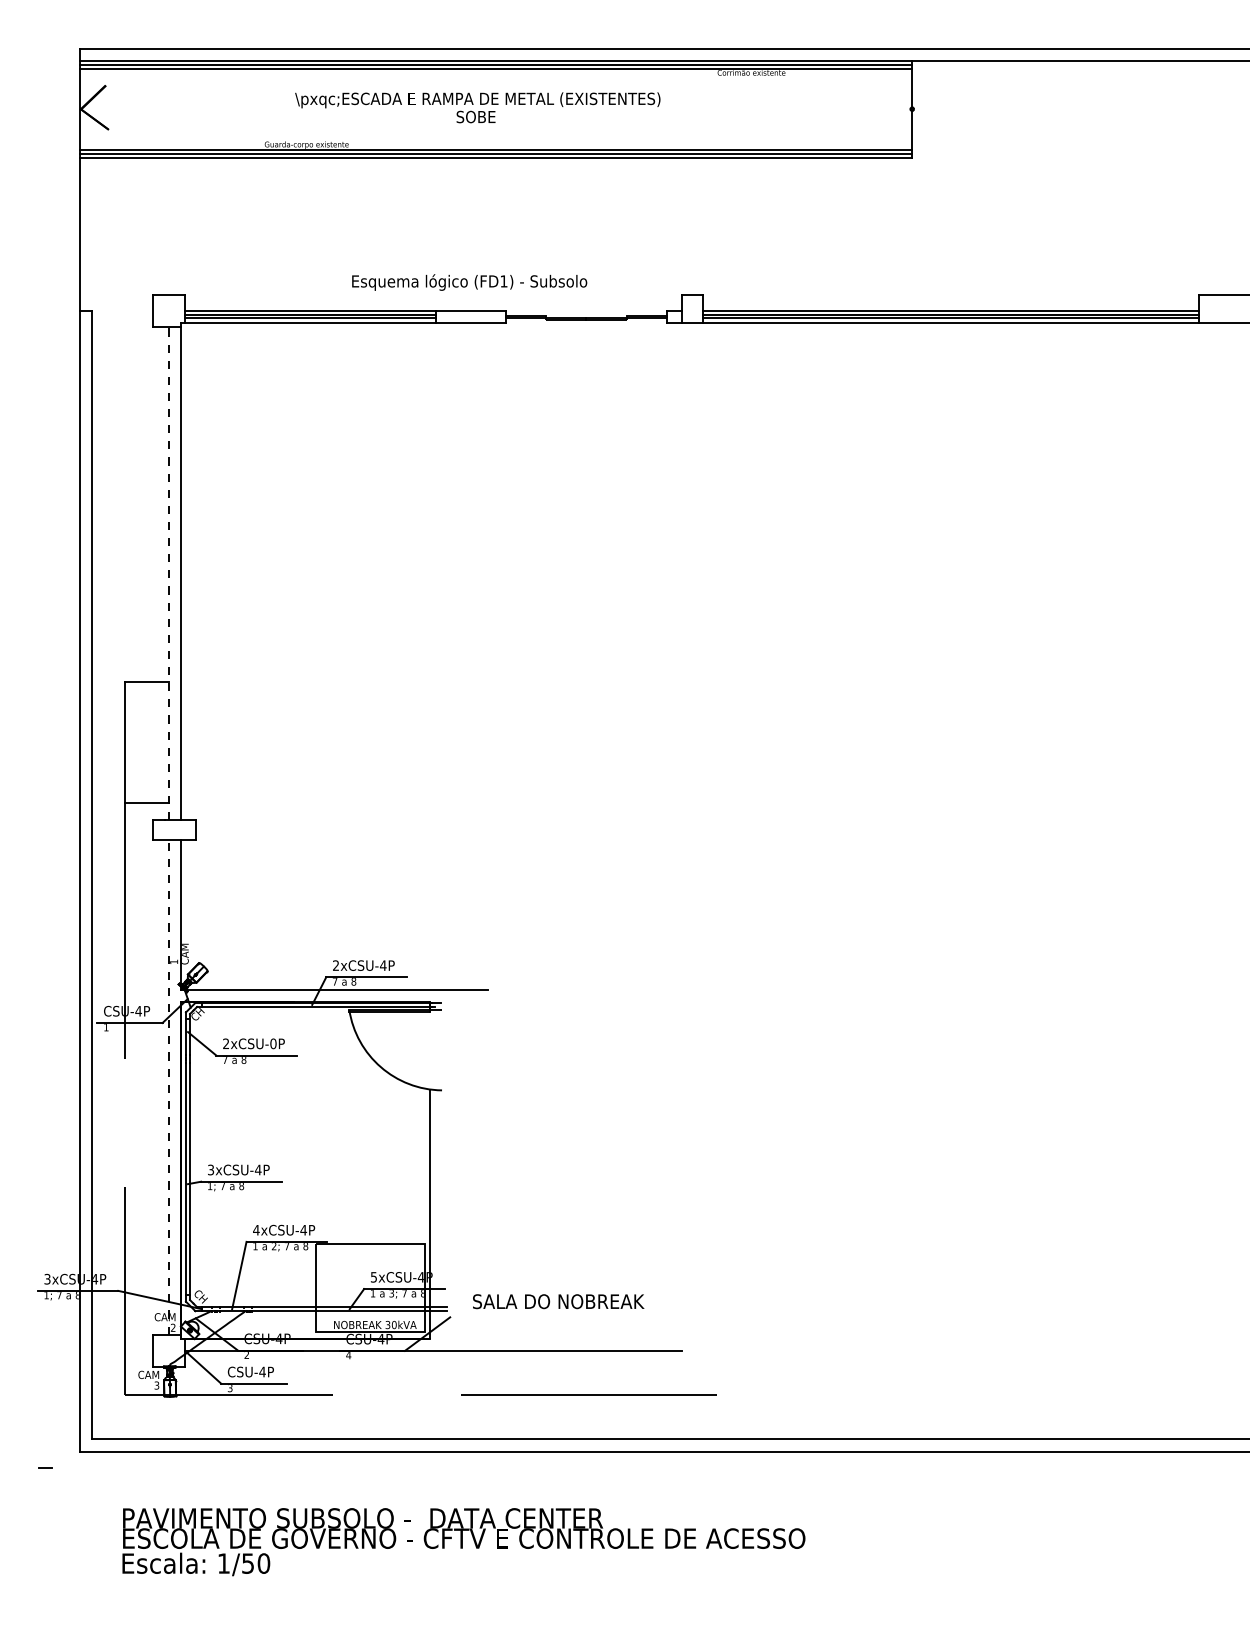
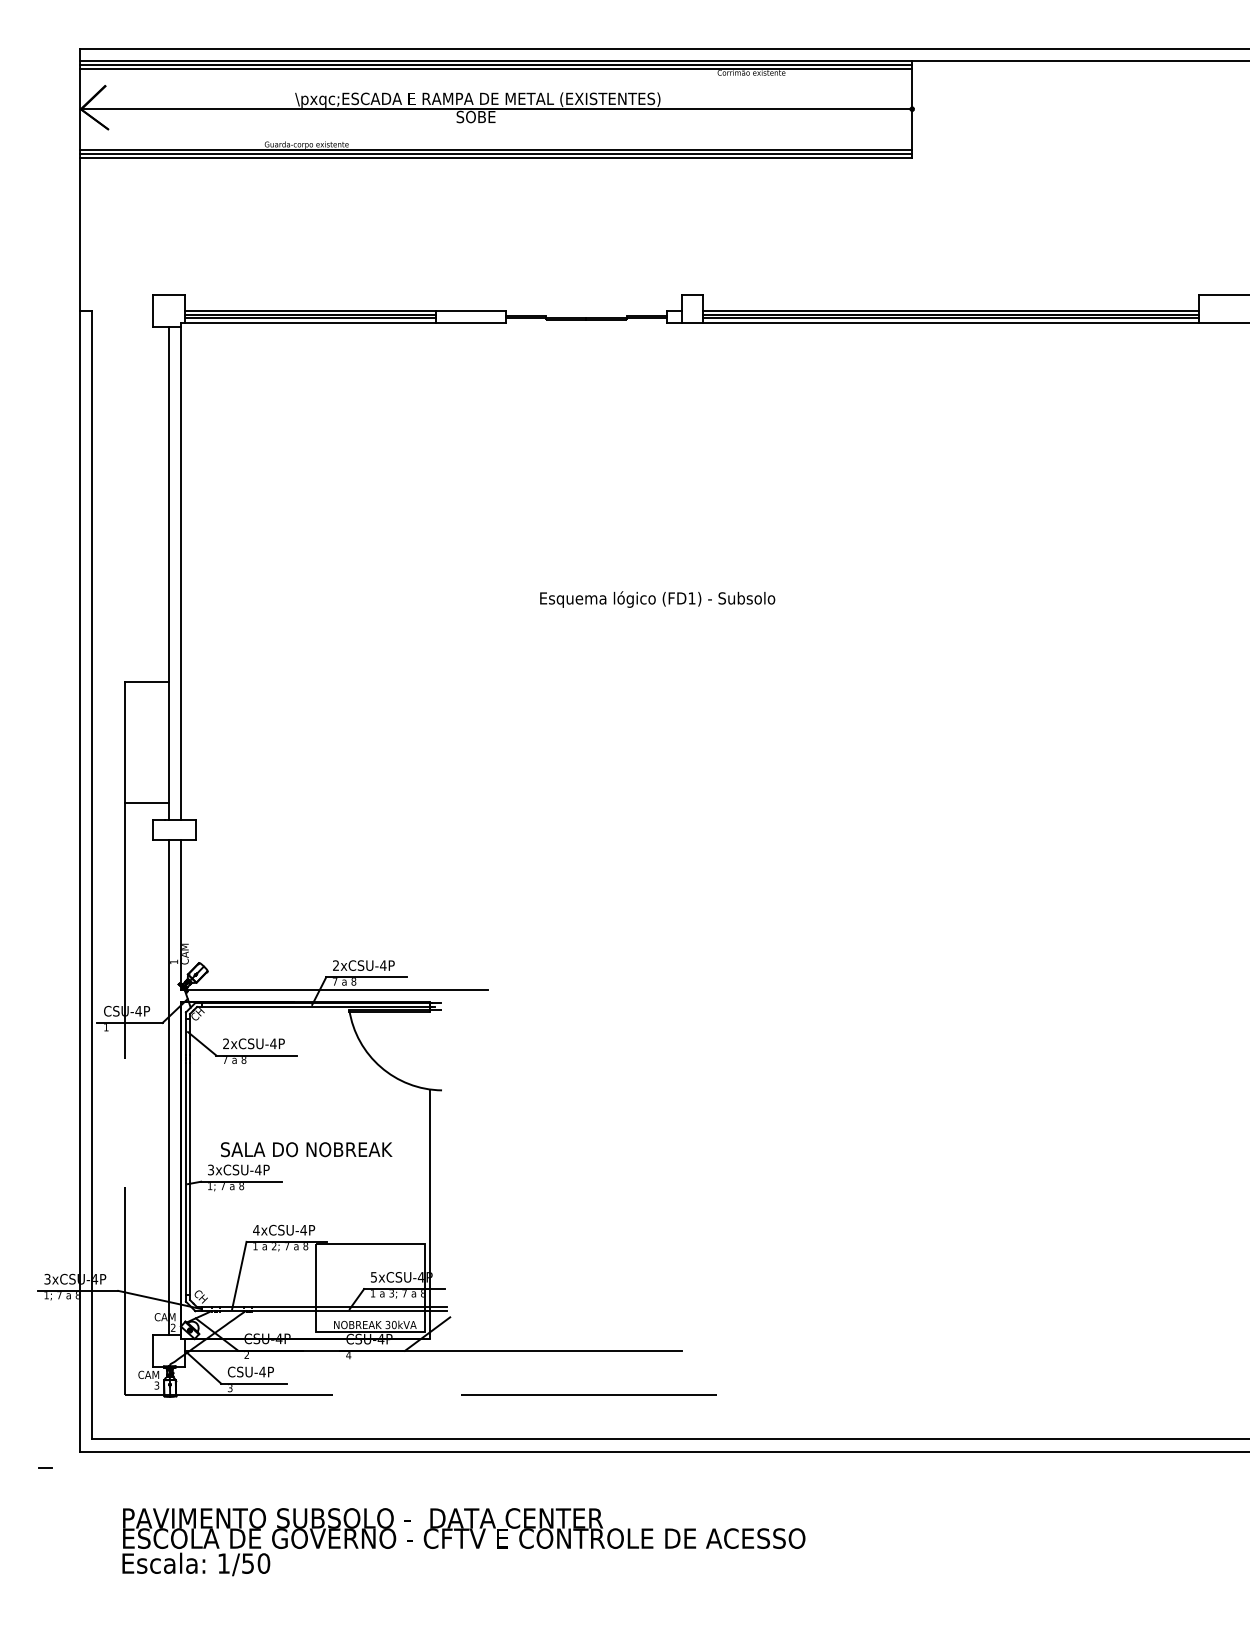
line: none -> present (496, 109)
text position: (469, 282) -> (657, 599) (657, 599)
line: dashed -> solid (169, 573)
text: 2xCSU-0P -> 2xCSU-4P (273, 1043)
line: dashed -> solid (169, 1087)
text position: (558, 1301) -> (306, 1149) (306, 1149)
